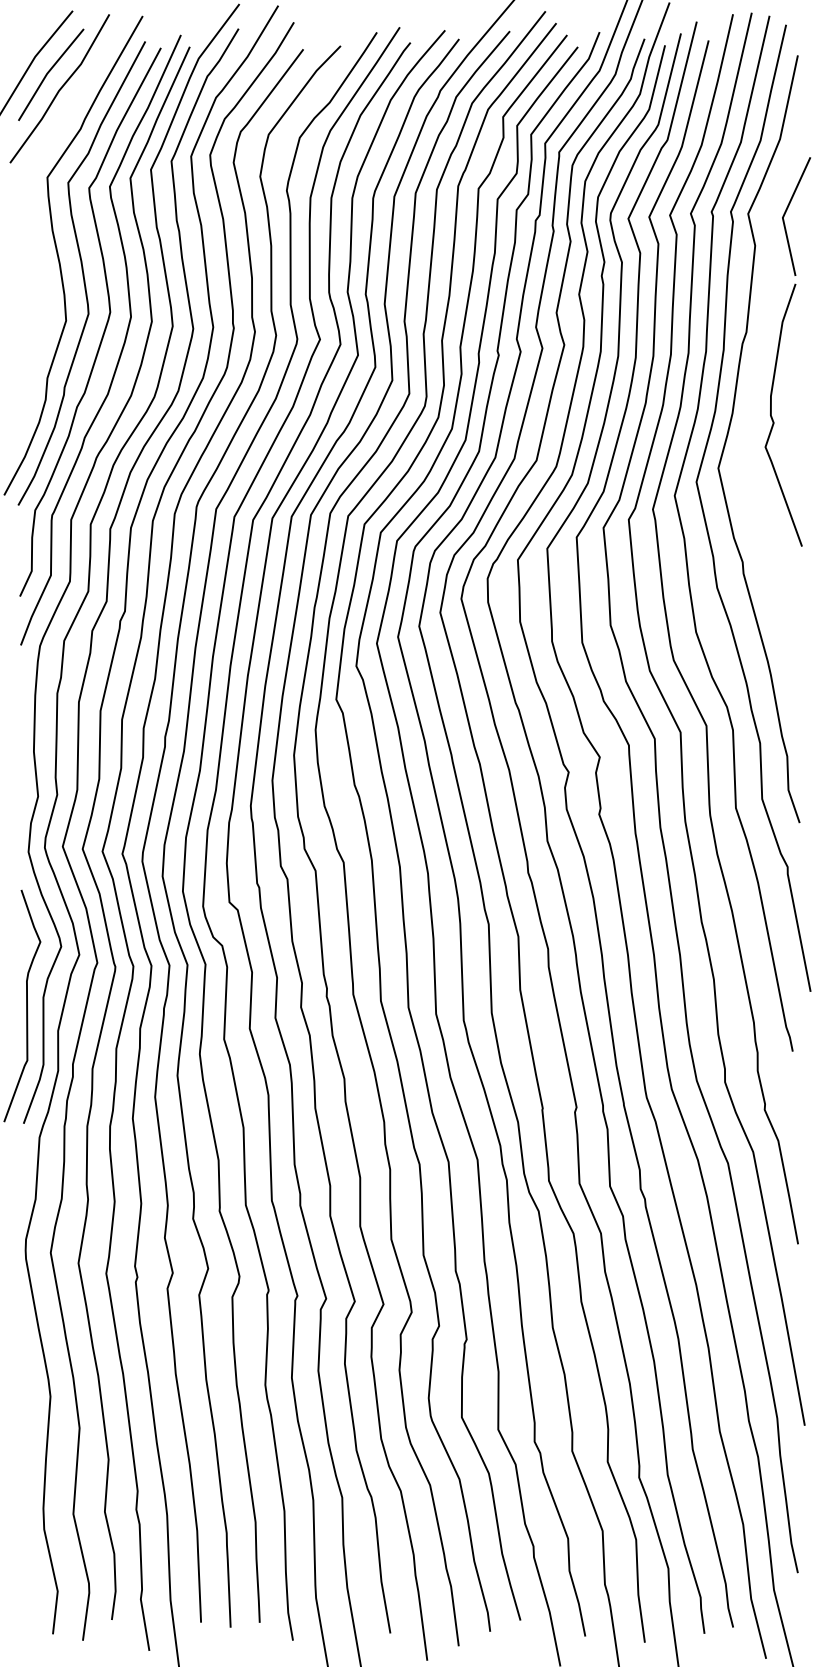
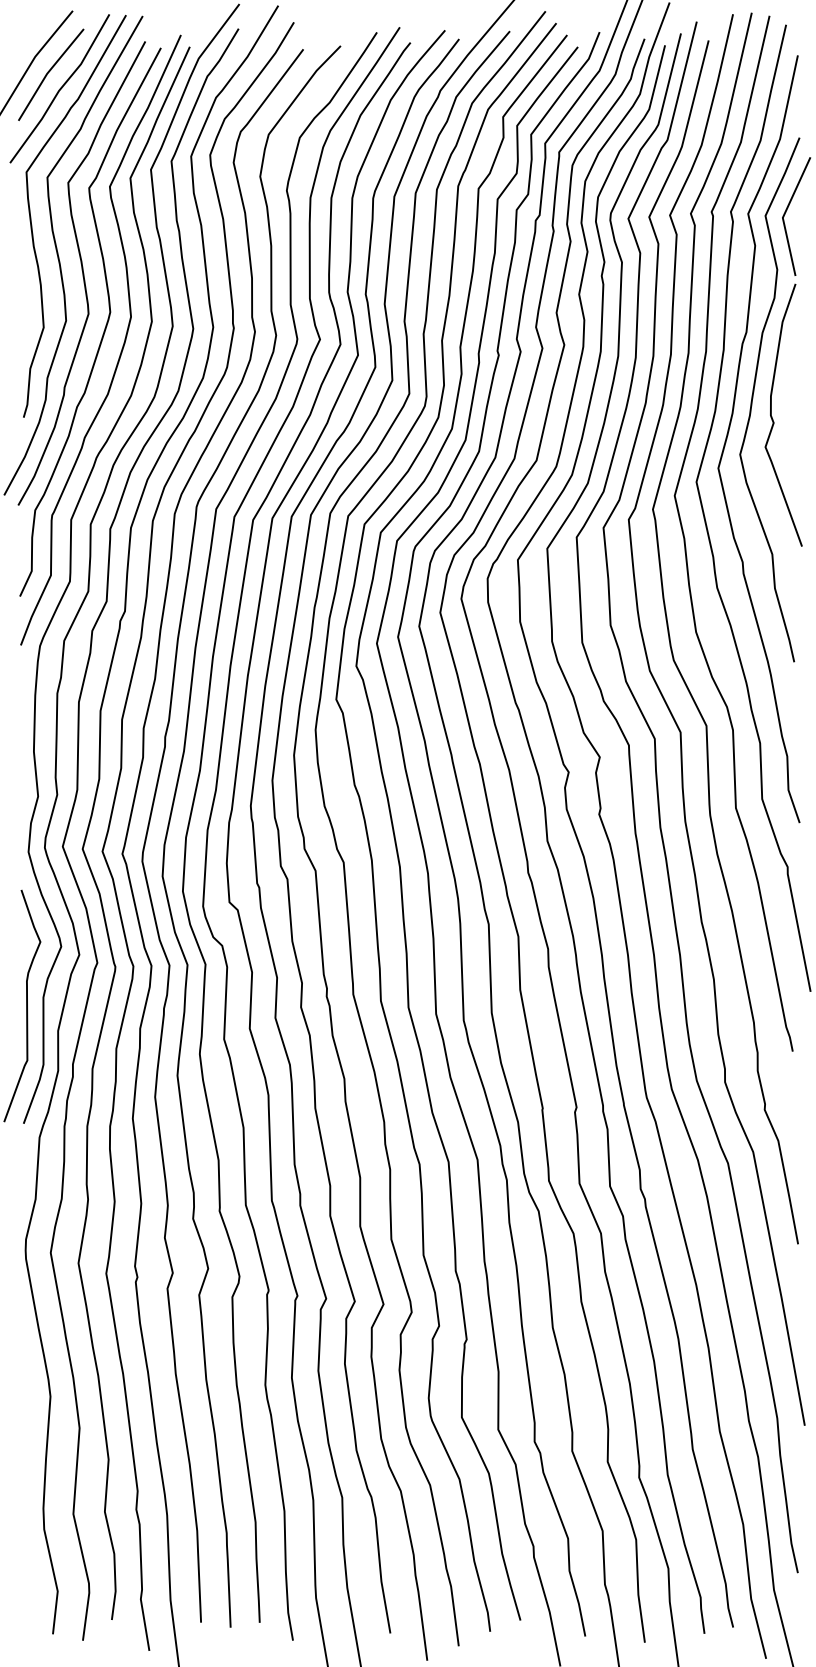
curve: none -> present (32, 225)
curve: none -> present (753, 398)
